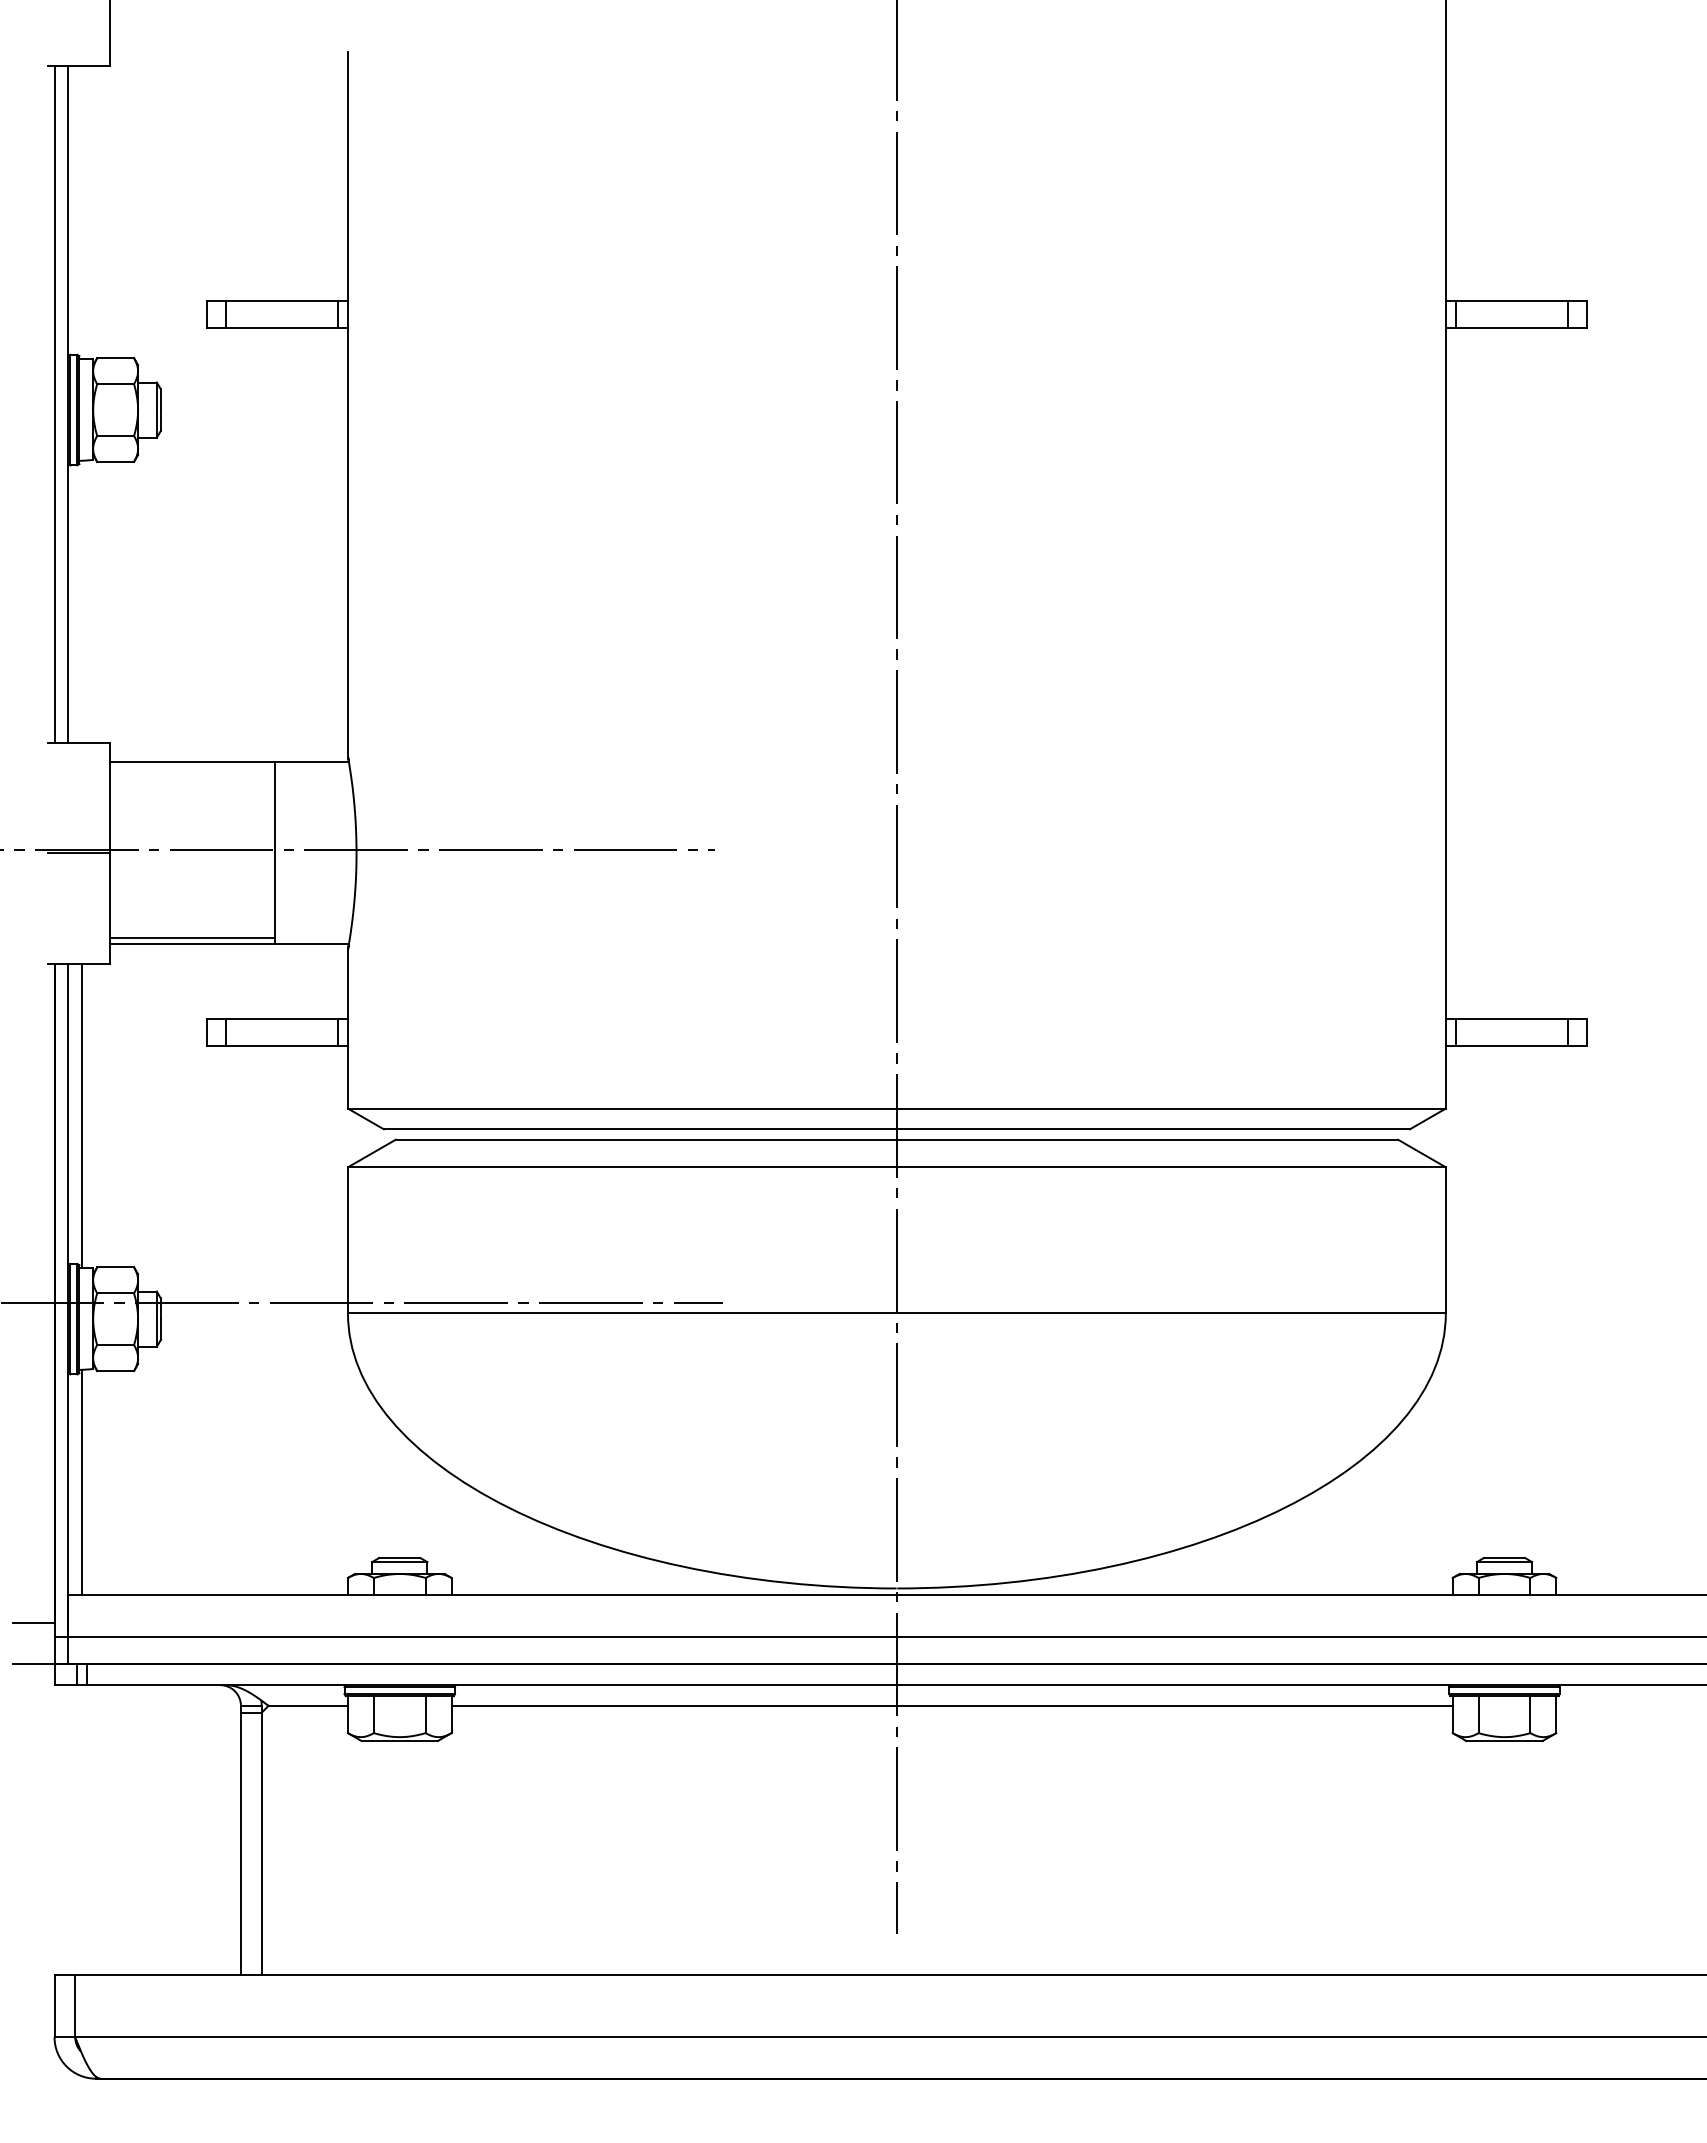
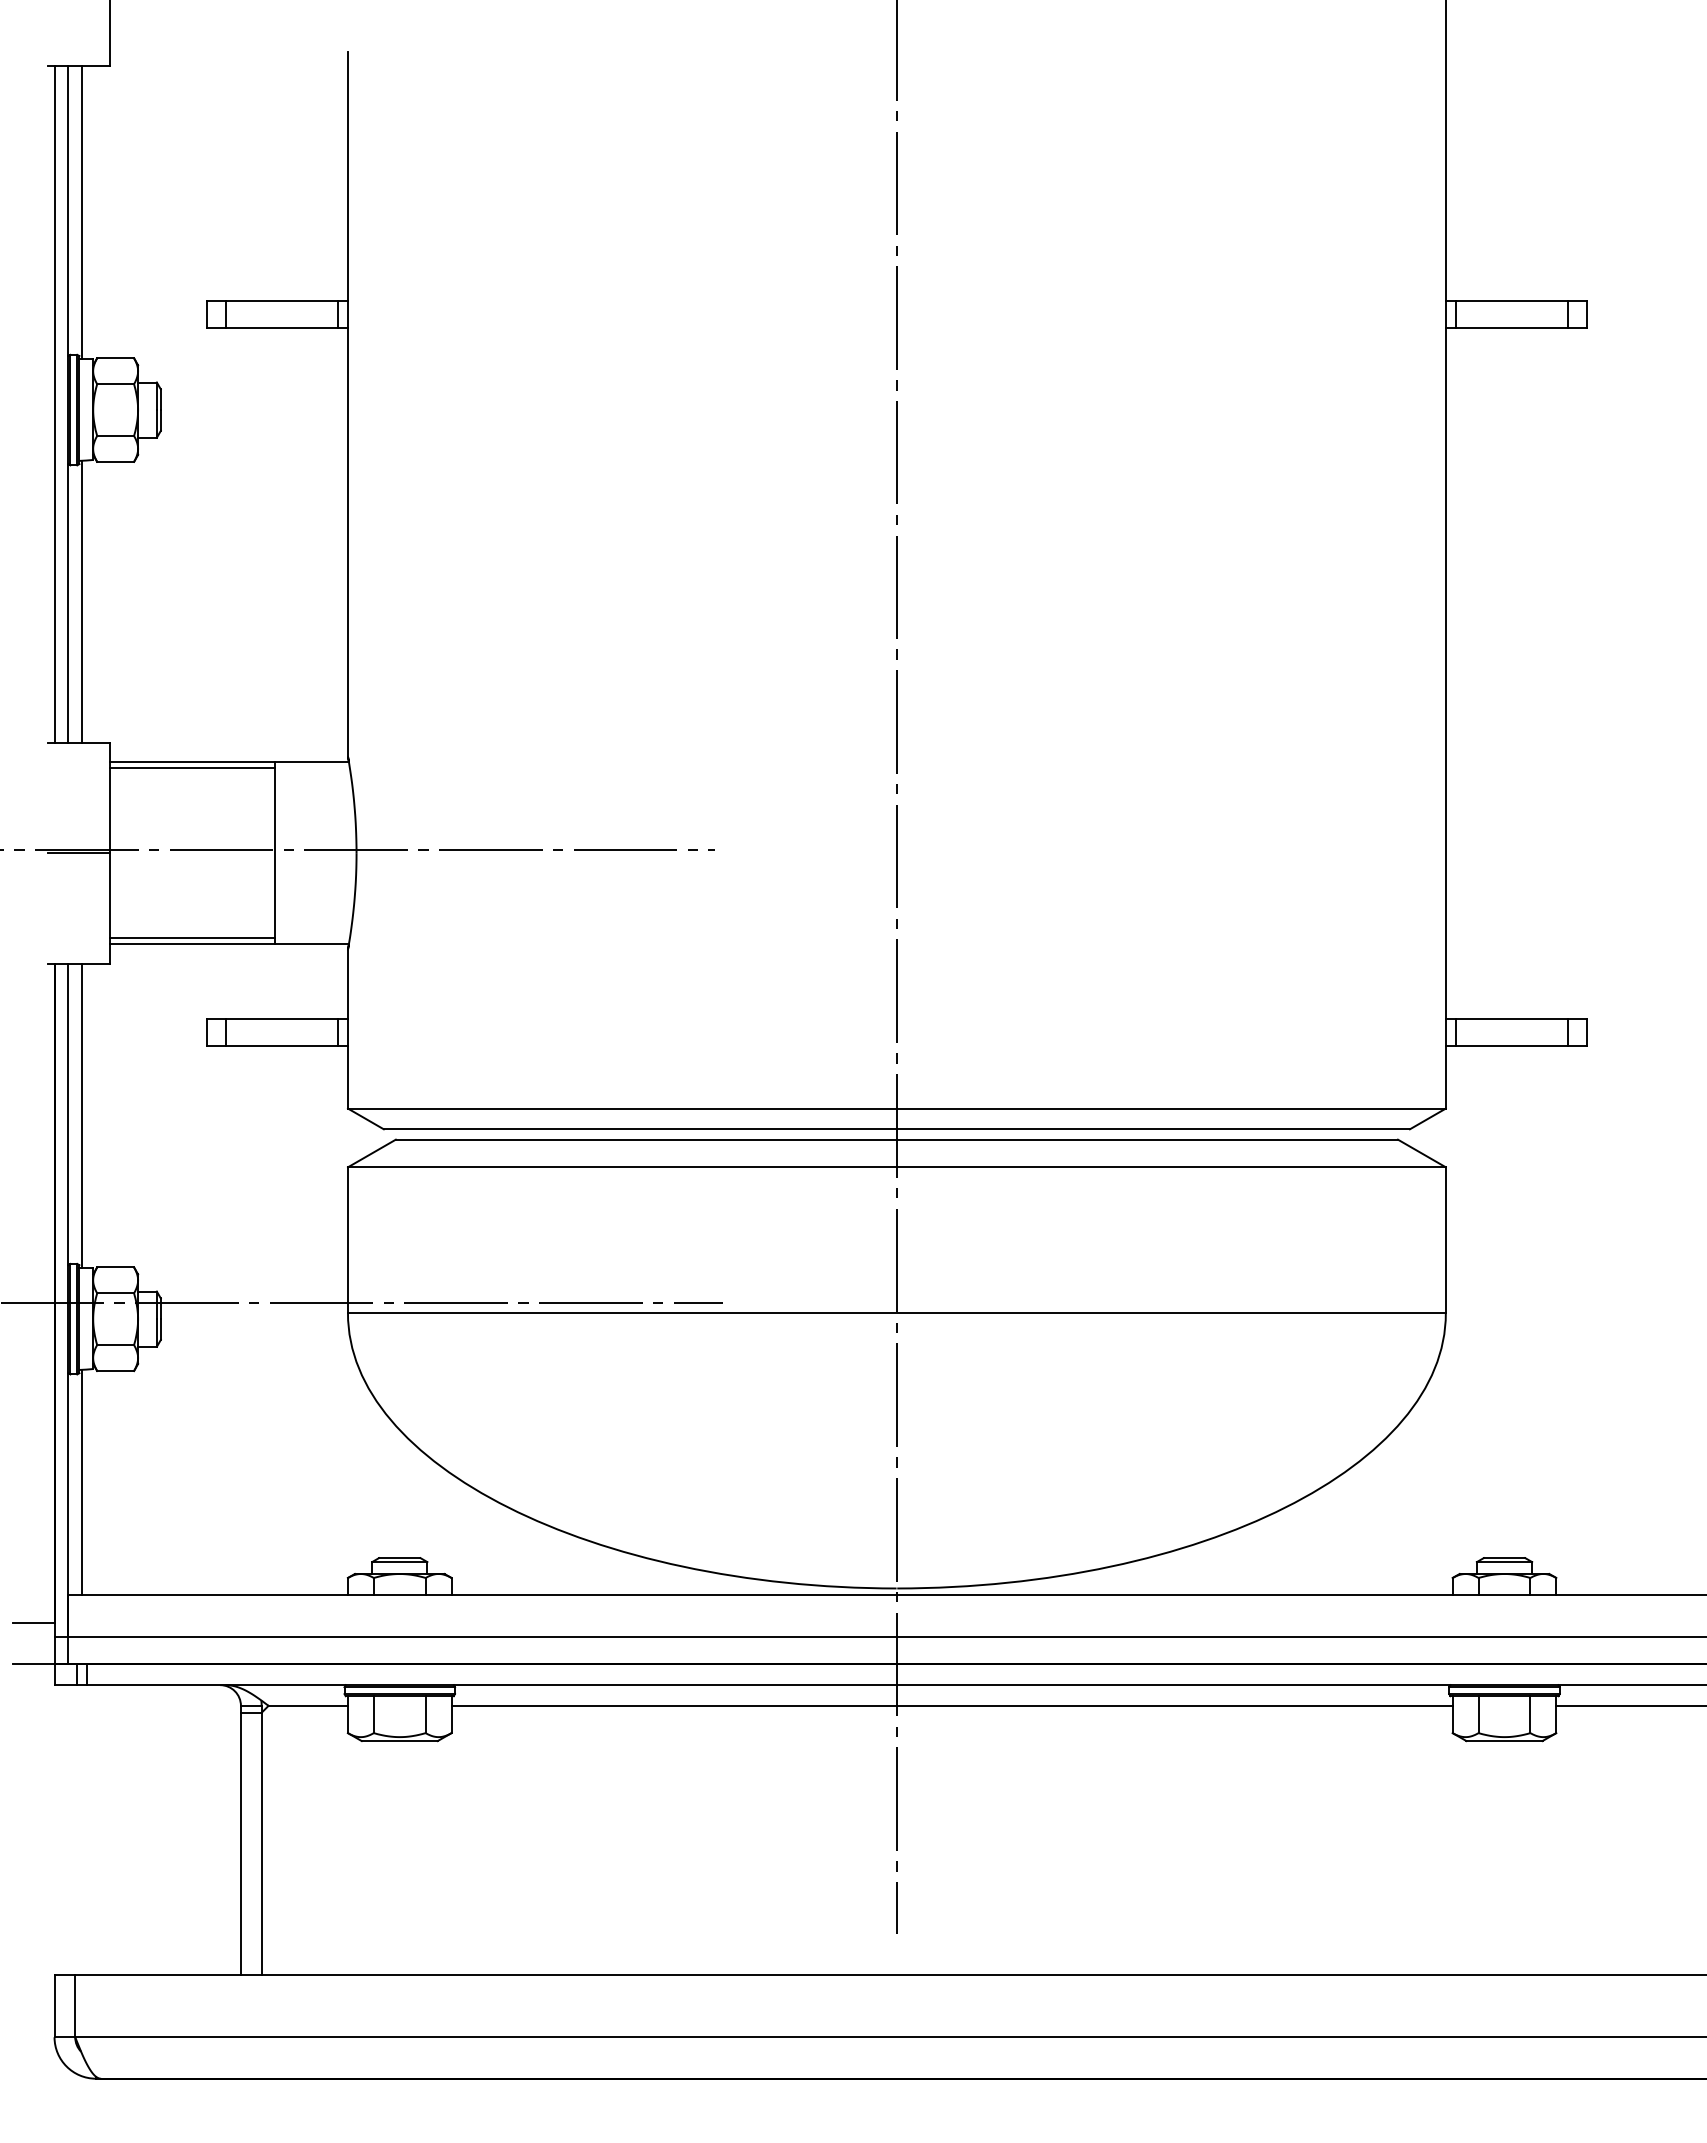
line: none -> present (82, 212)
line: none -> present (82, 601)
line: none -> present (192, 768)
line: none -> present (1629, 1705)
